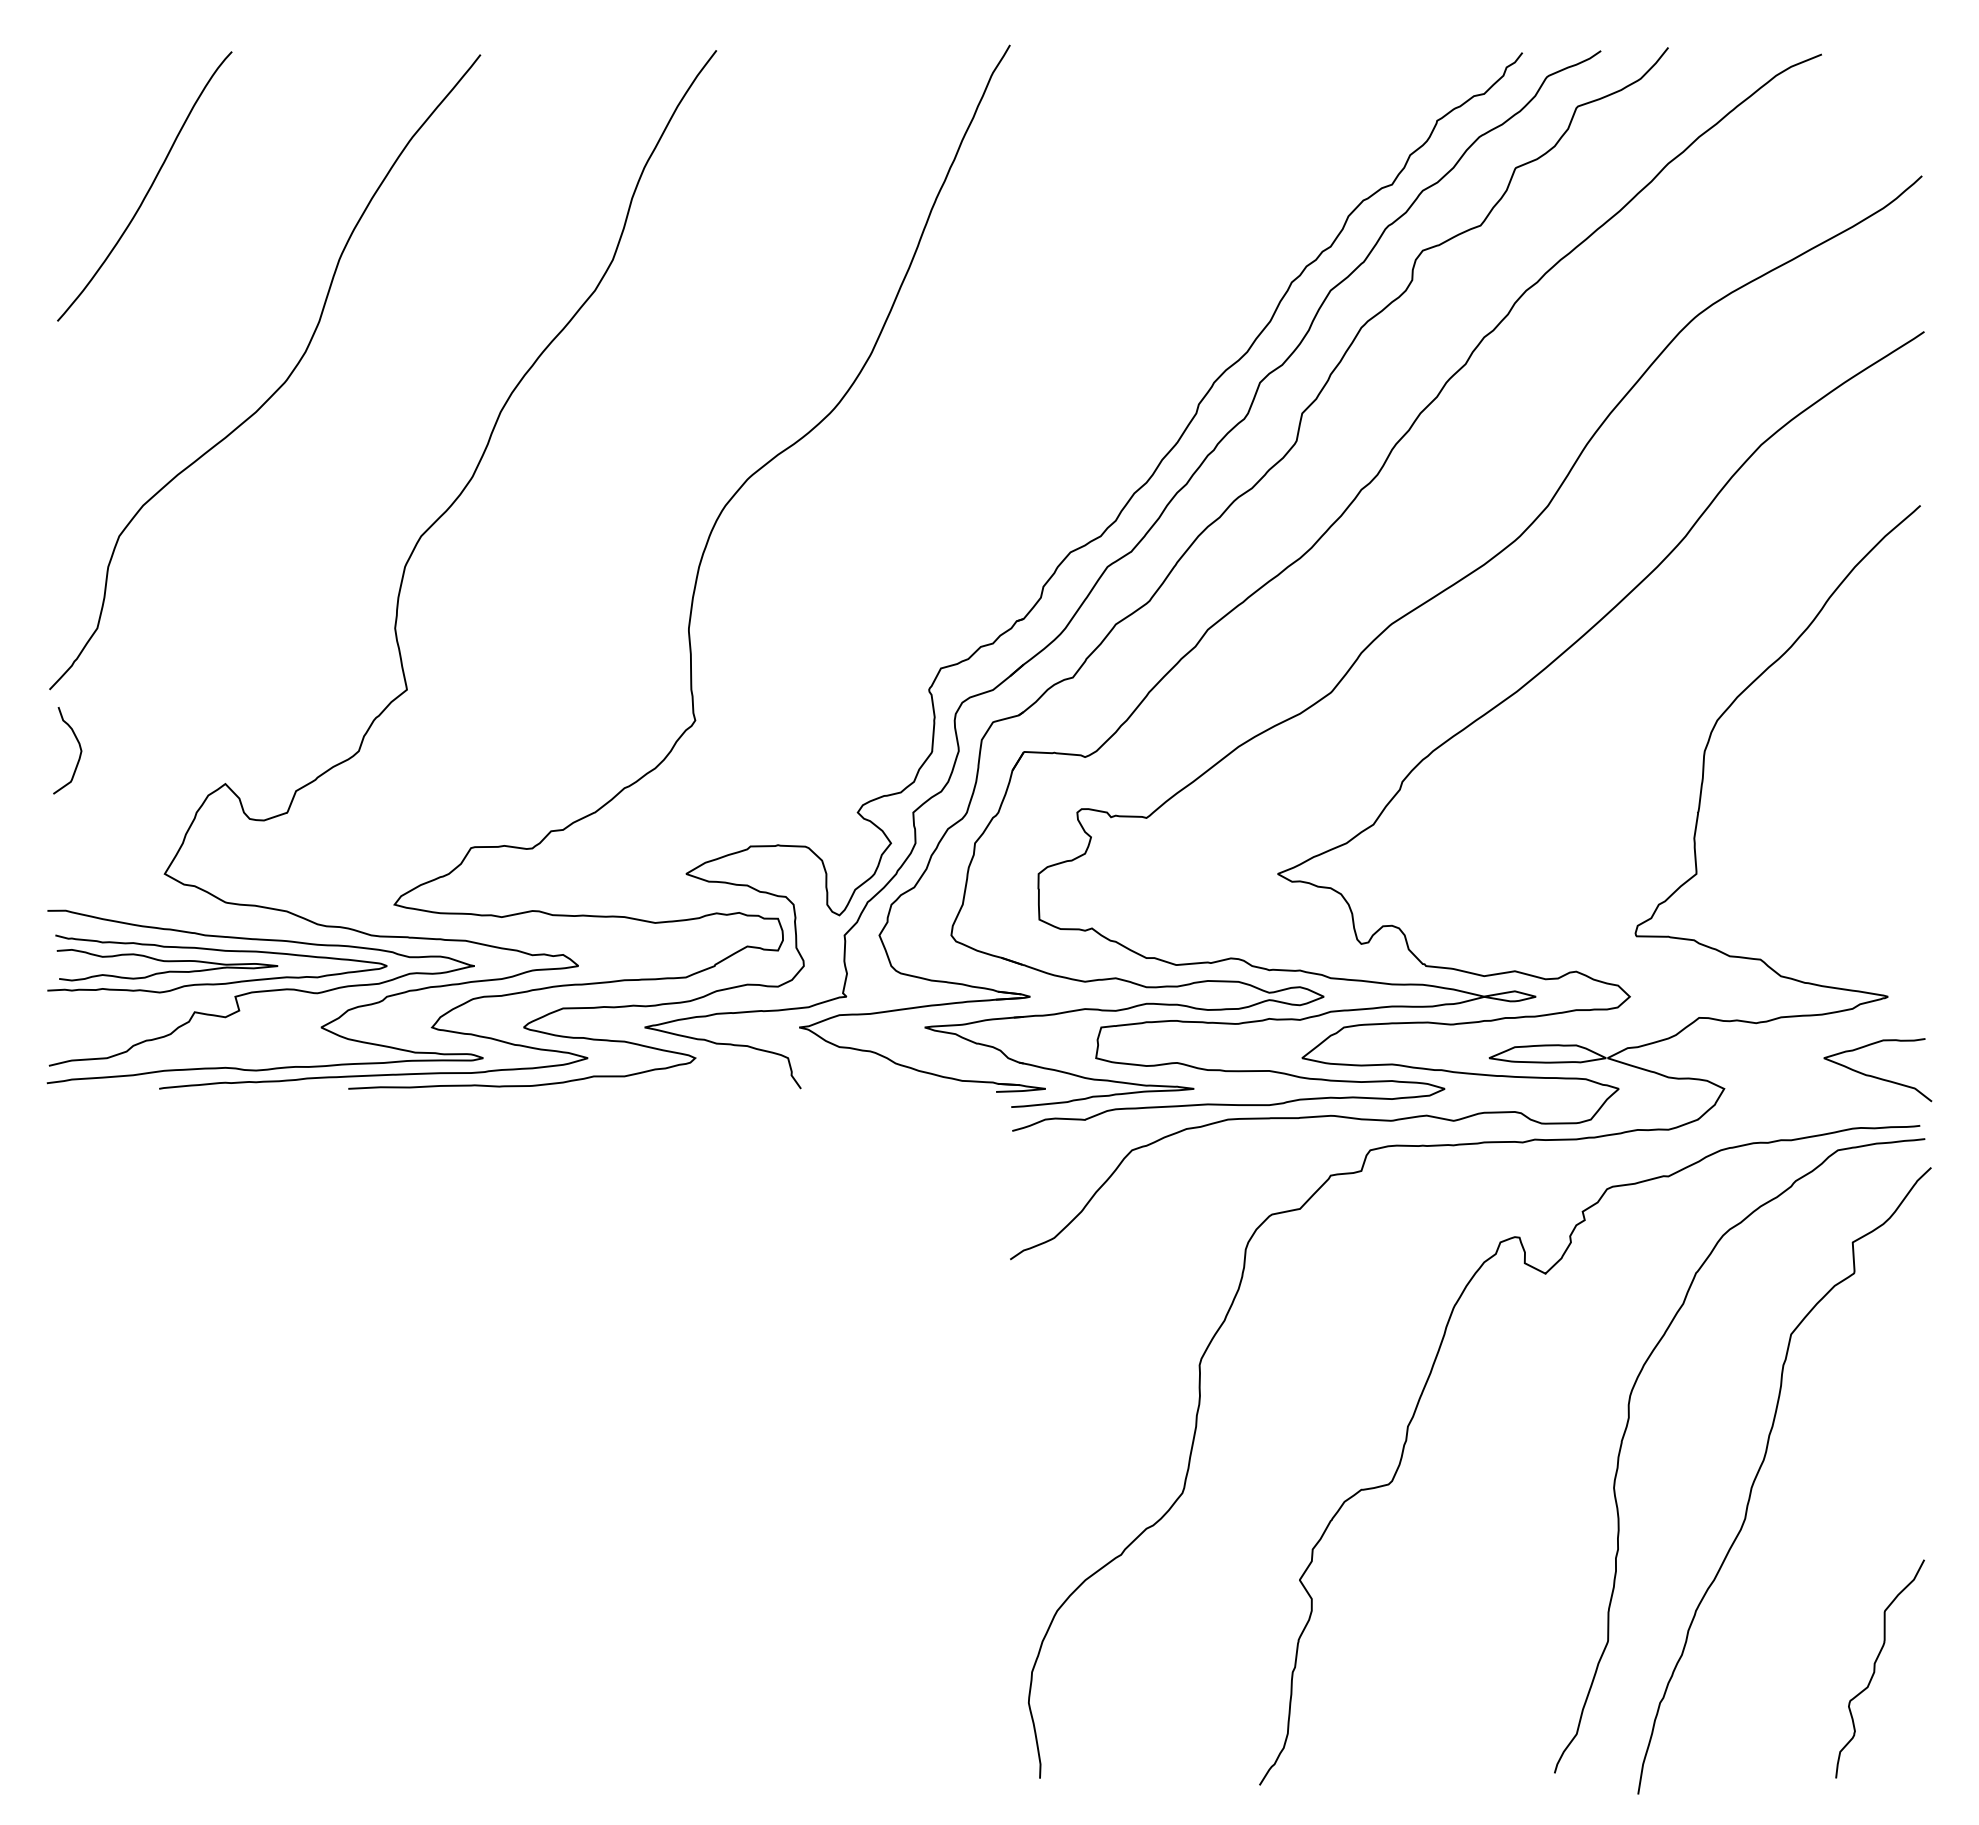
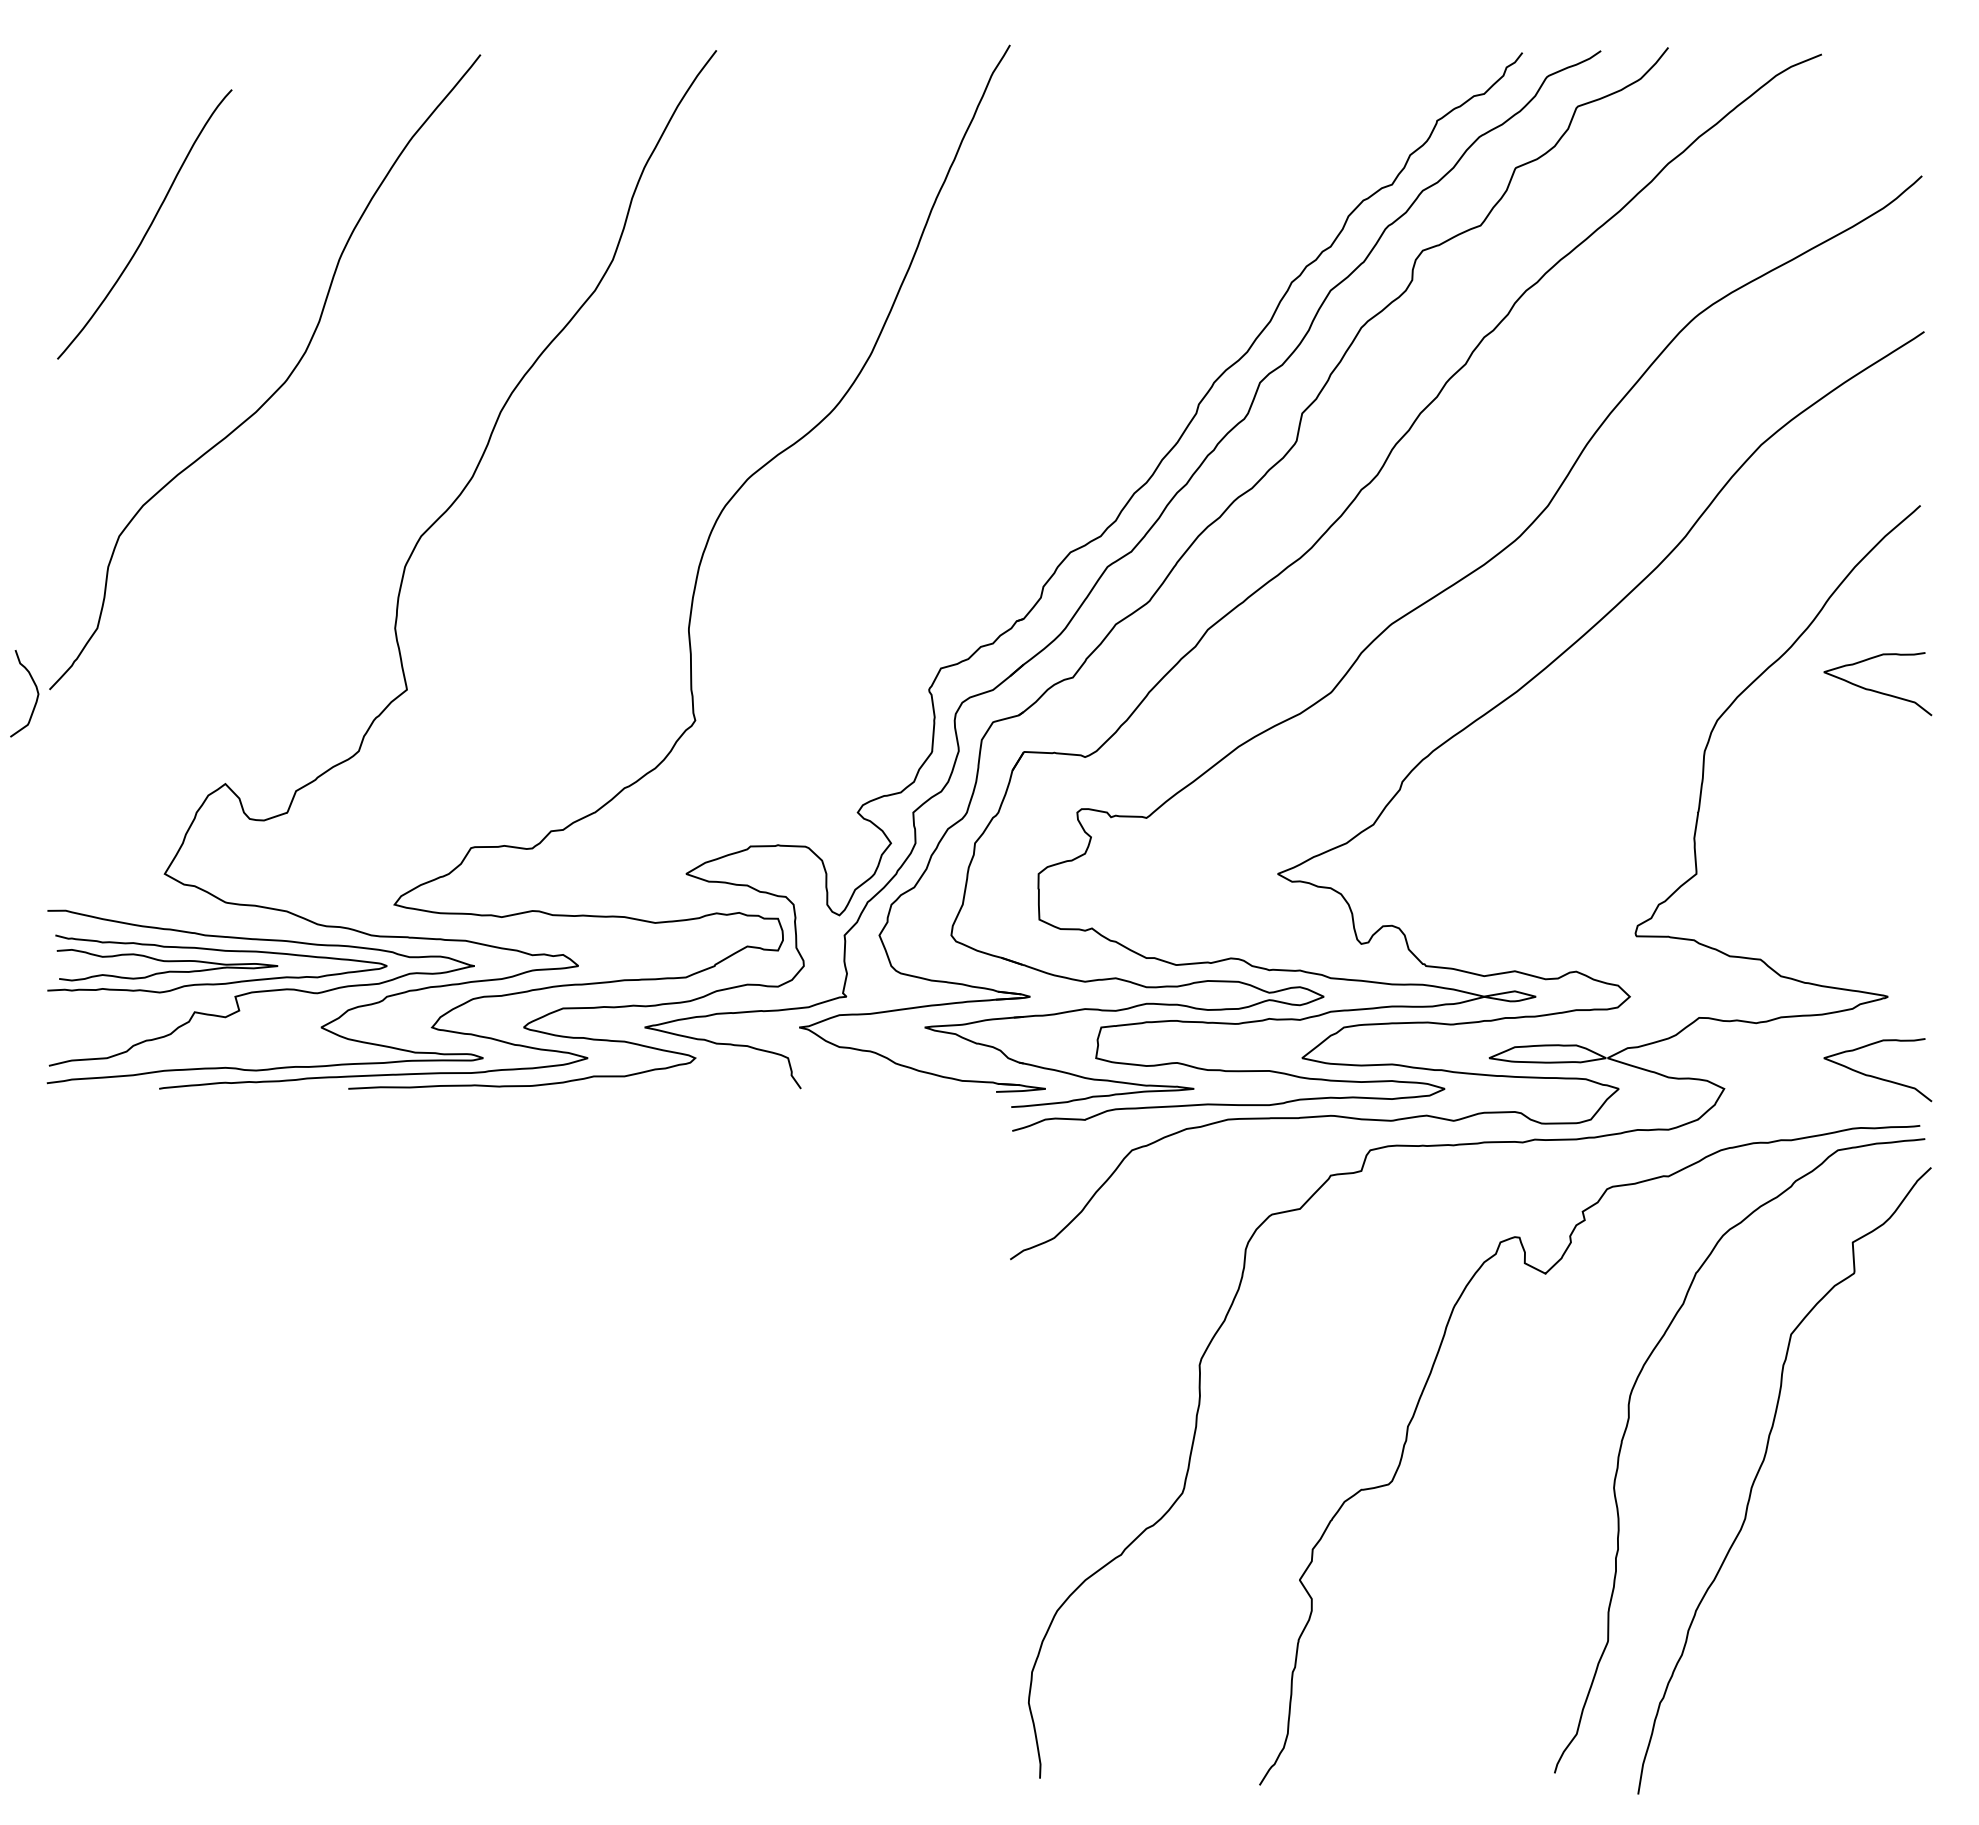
curve position: (148, 189) -> (148, 227) (148, 227)
curve: none -> present (1876, 690)
curve position: (79, 748) -> (36, 691) (36, 691)
curve: present -> none (1875, 1668)
